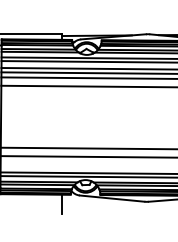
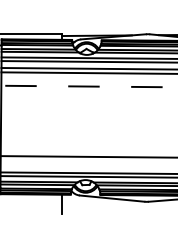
line: present -> none (88, 77)
line: solid -> dashed (89, 86)
line: present -> none (88, 148)
